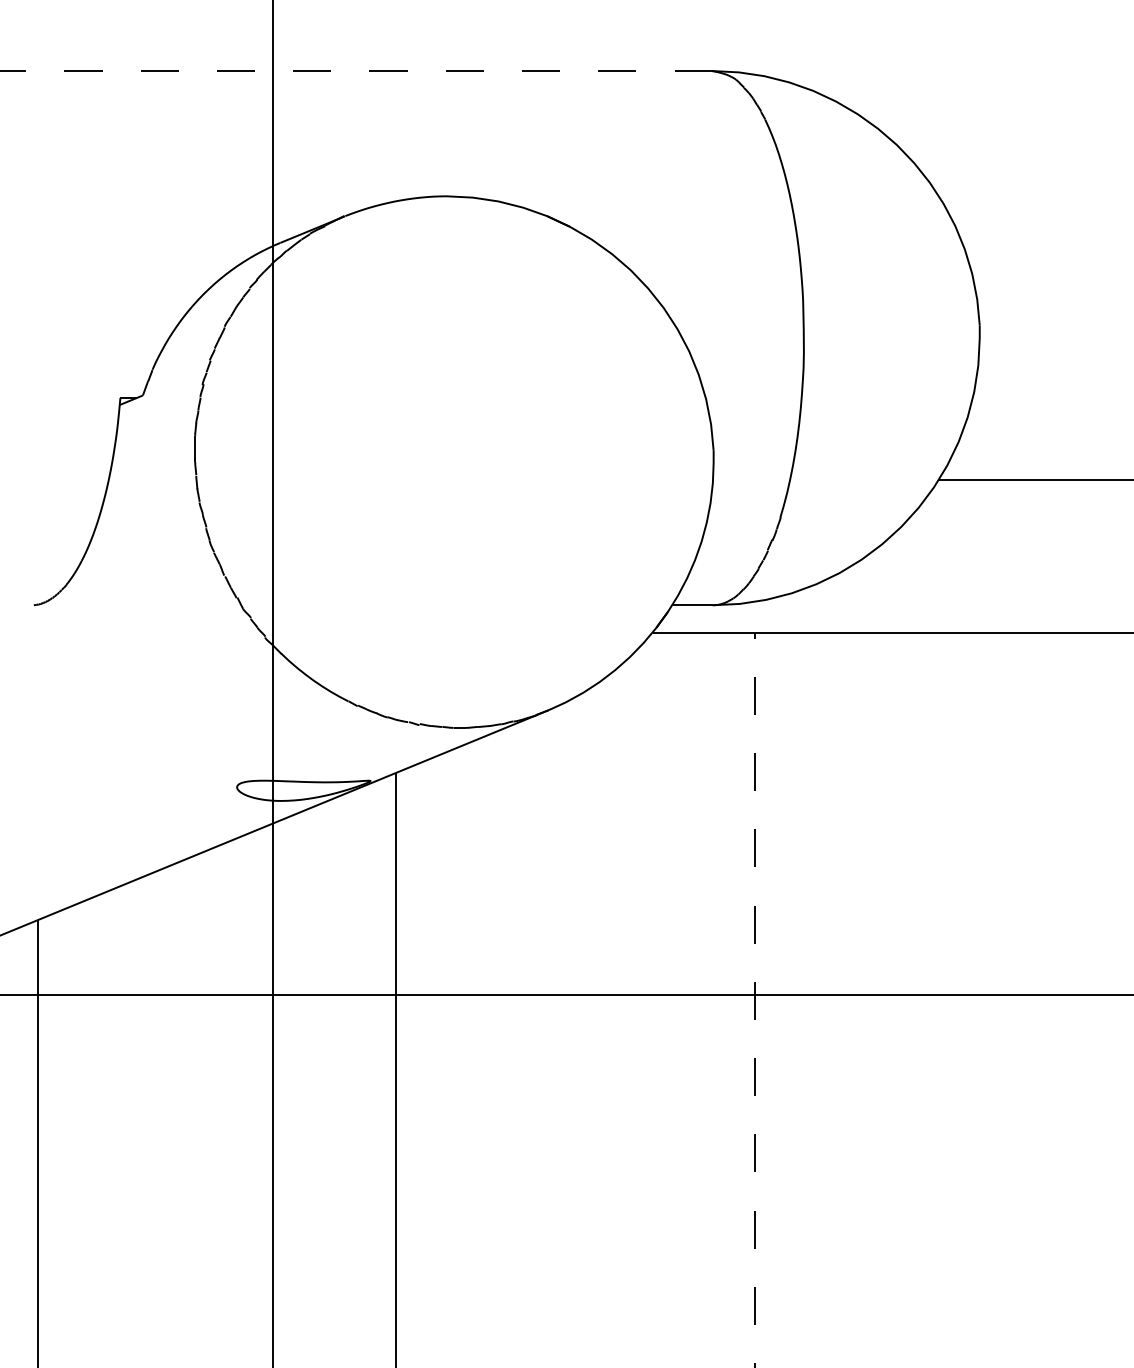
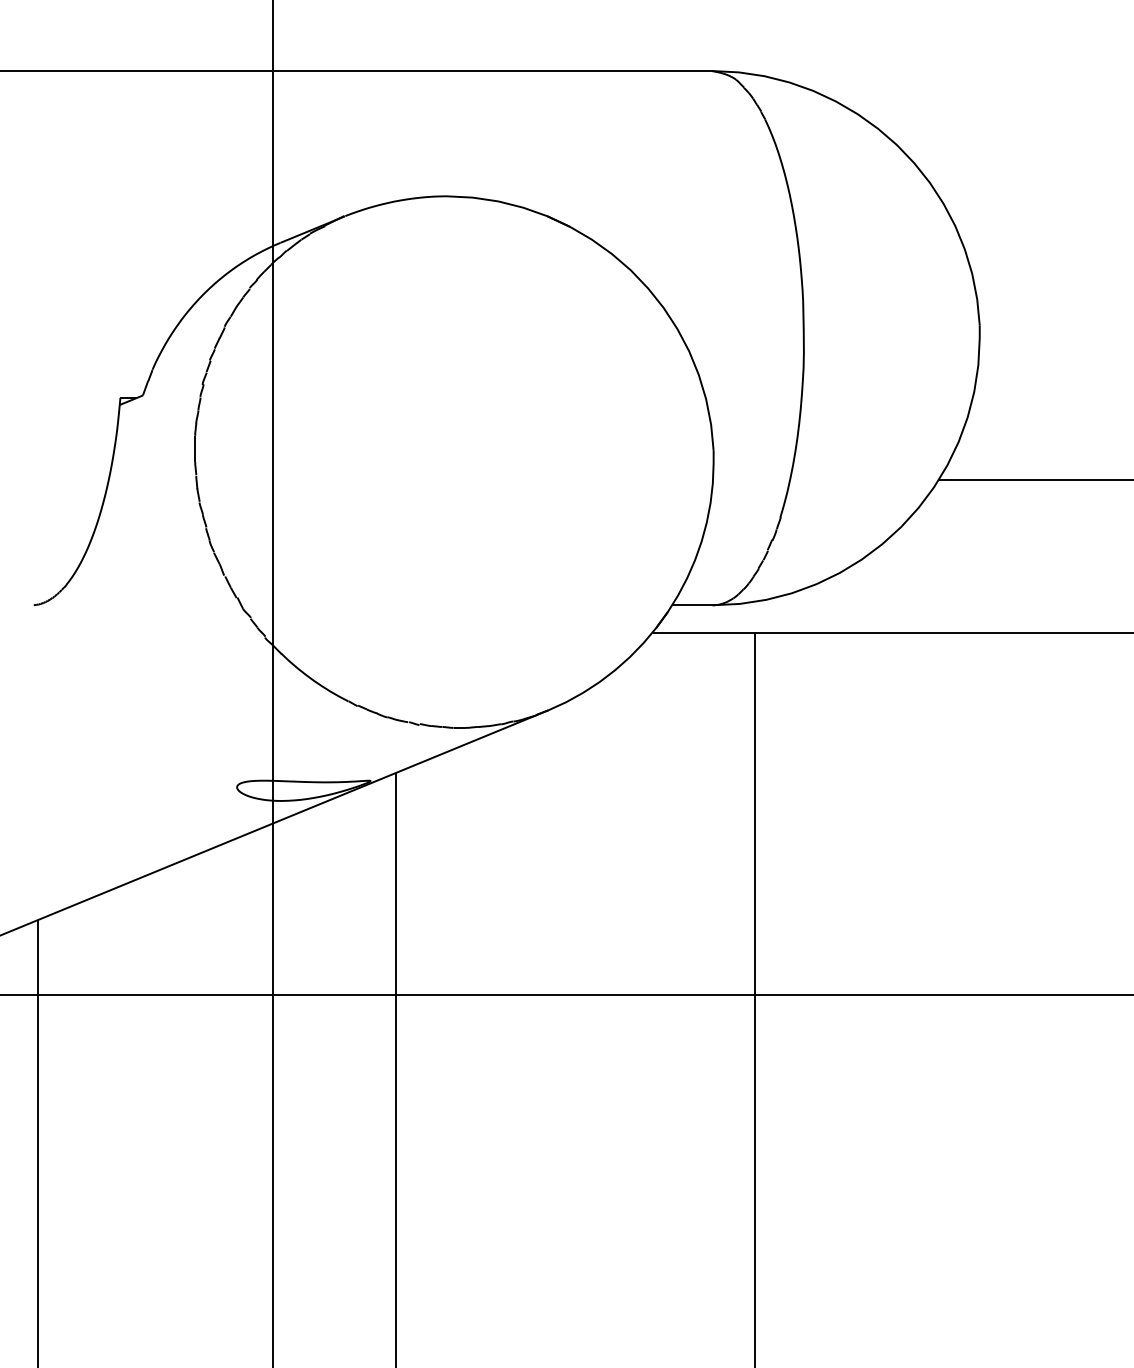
line: dashed -> solid (355, 71)
line: dashed -> solid (754, 1000)
